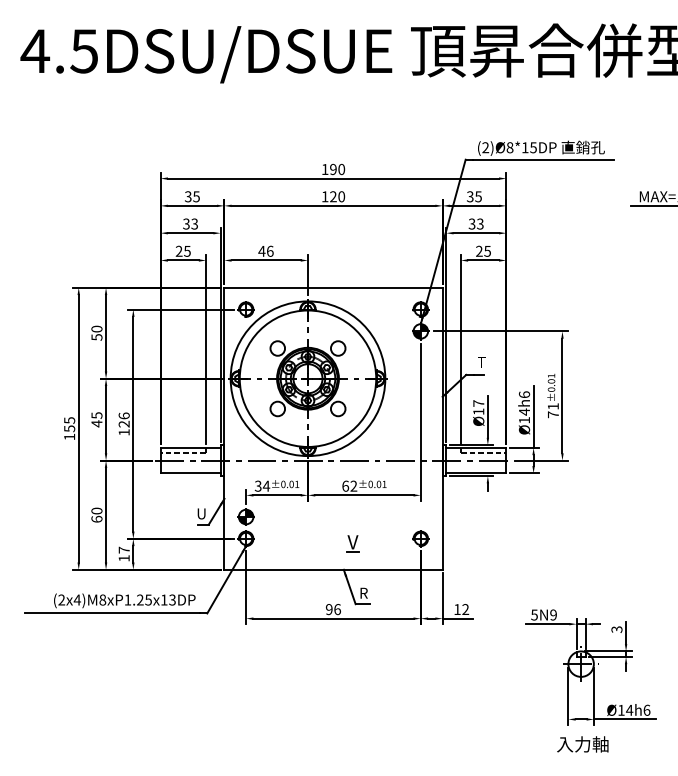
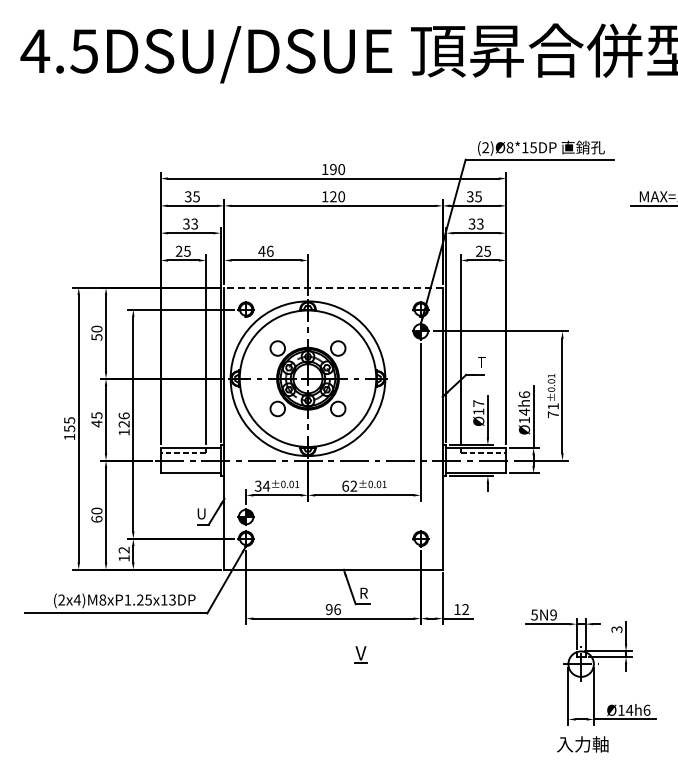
line: solid -> dashed (332, 287)
part position: (352, 543) -> (360, 654) (360, 654)
text: 17 -> 12 (123, 549)
